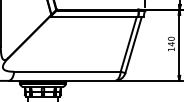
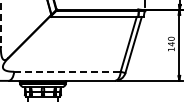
line: solid -> dashed (0, 23)
line: solid -> dashed (67, 71)
